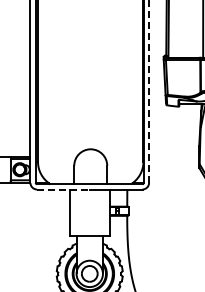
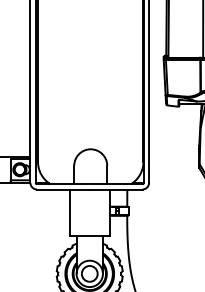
line: dashed -> solid (149, 91)
line: dashed -> solid (63, 189)
